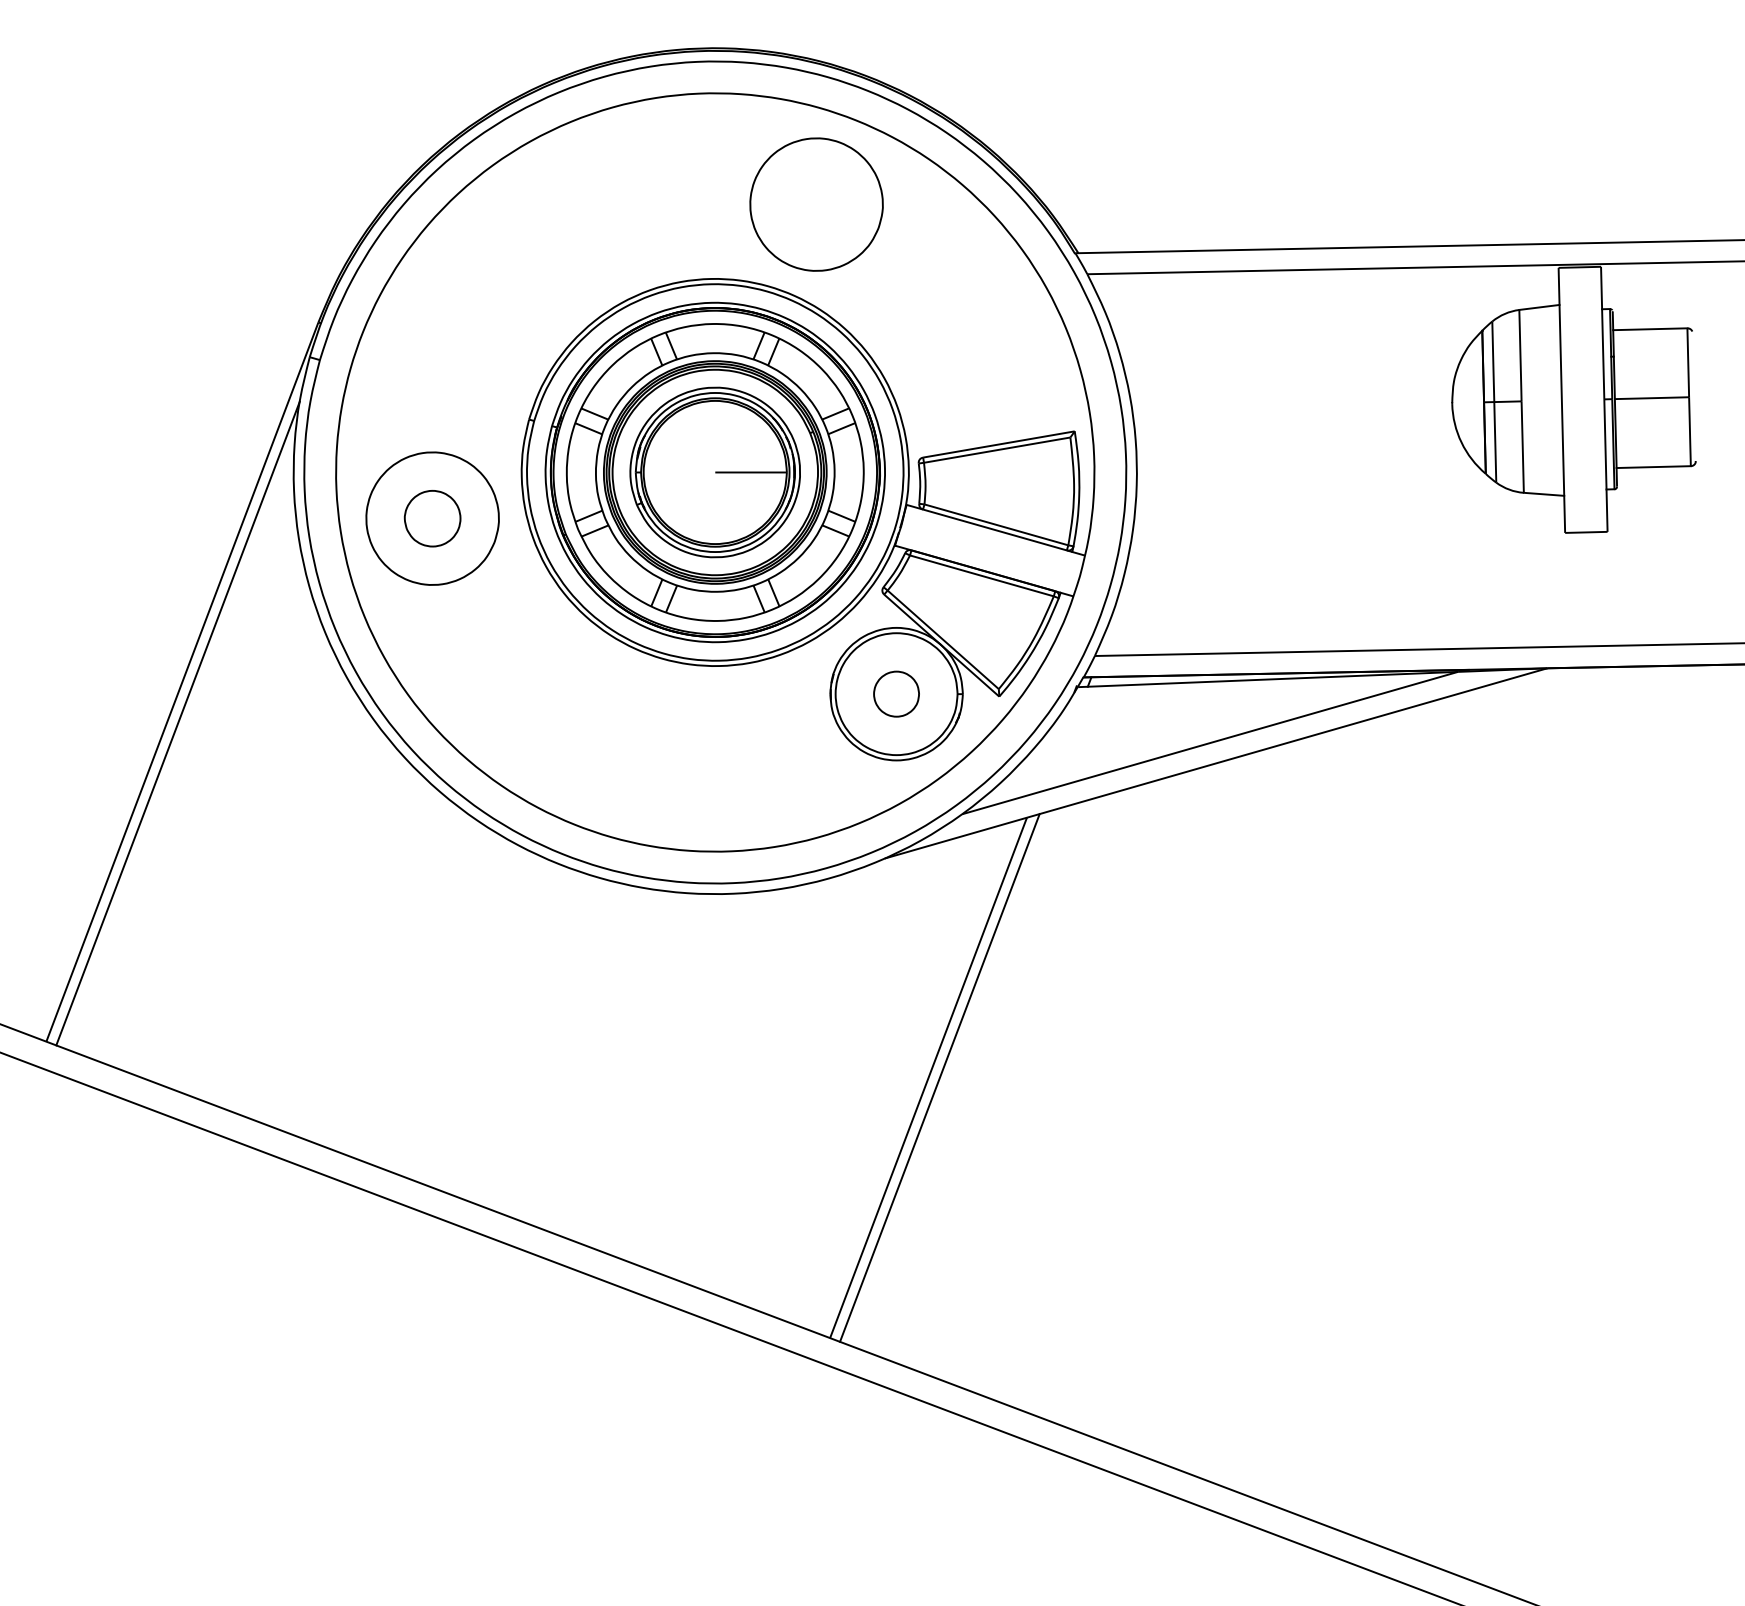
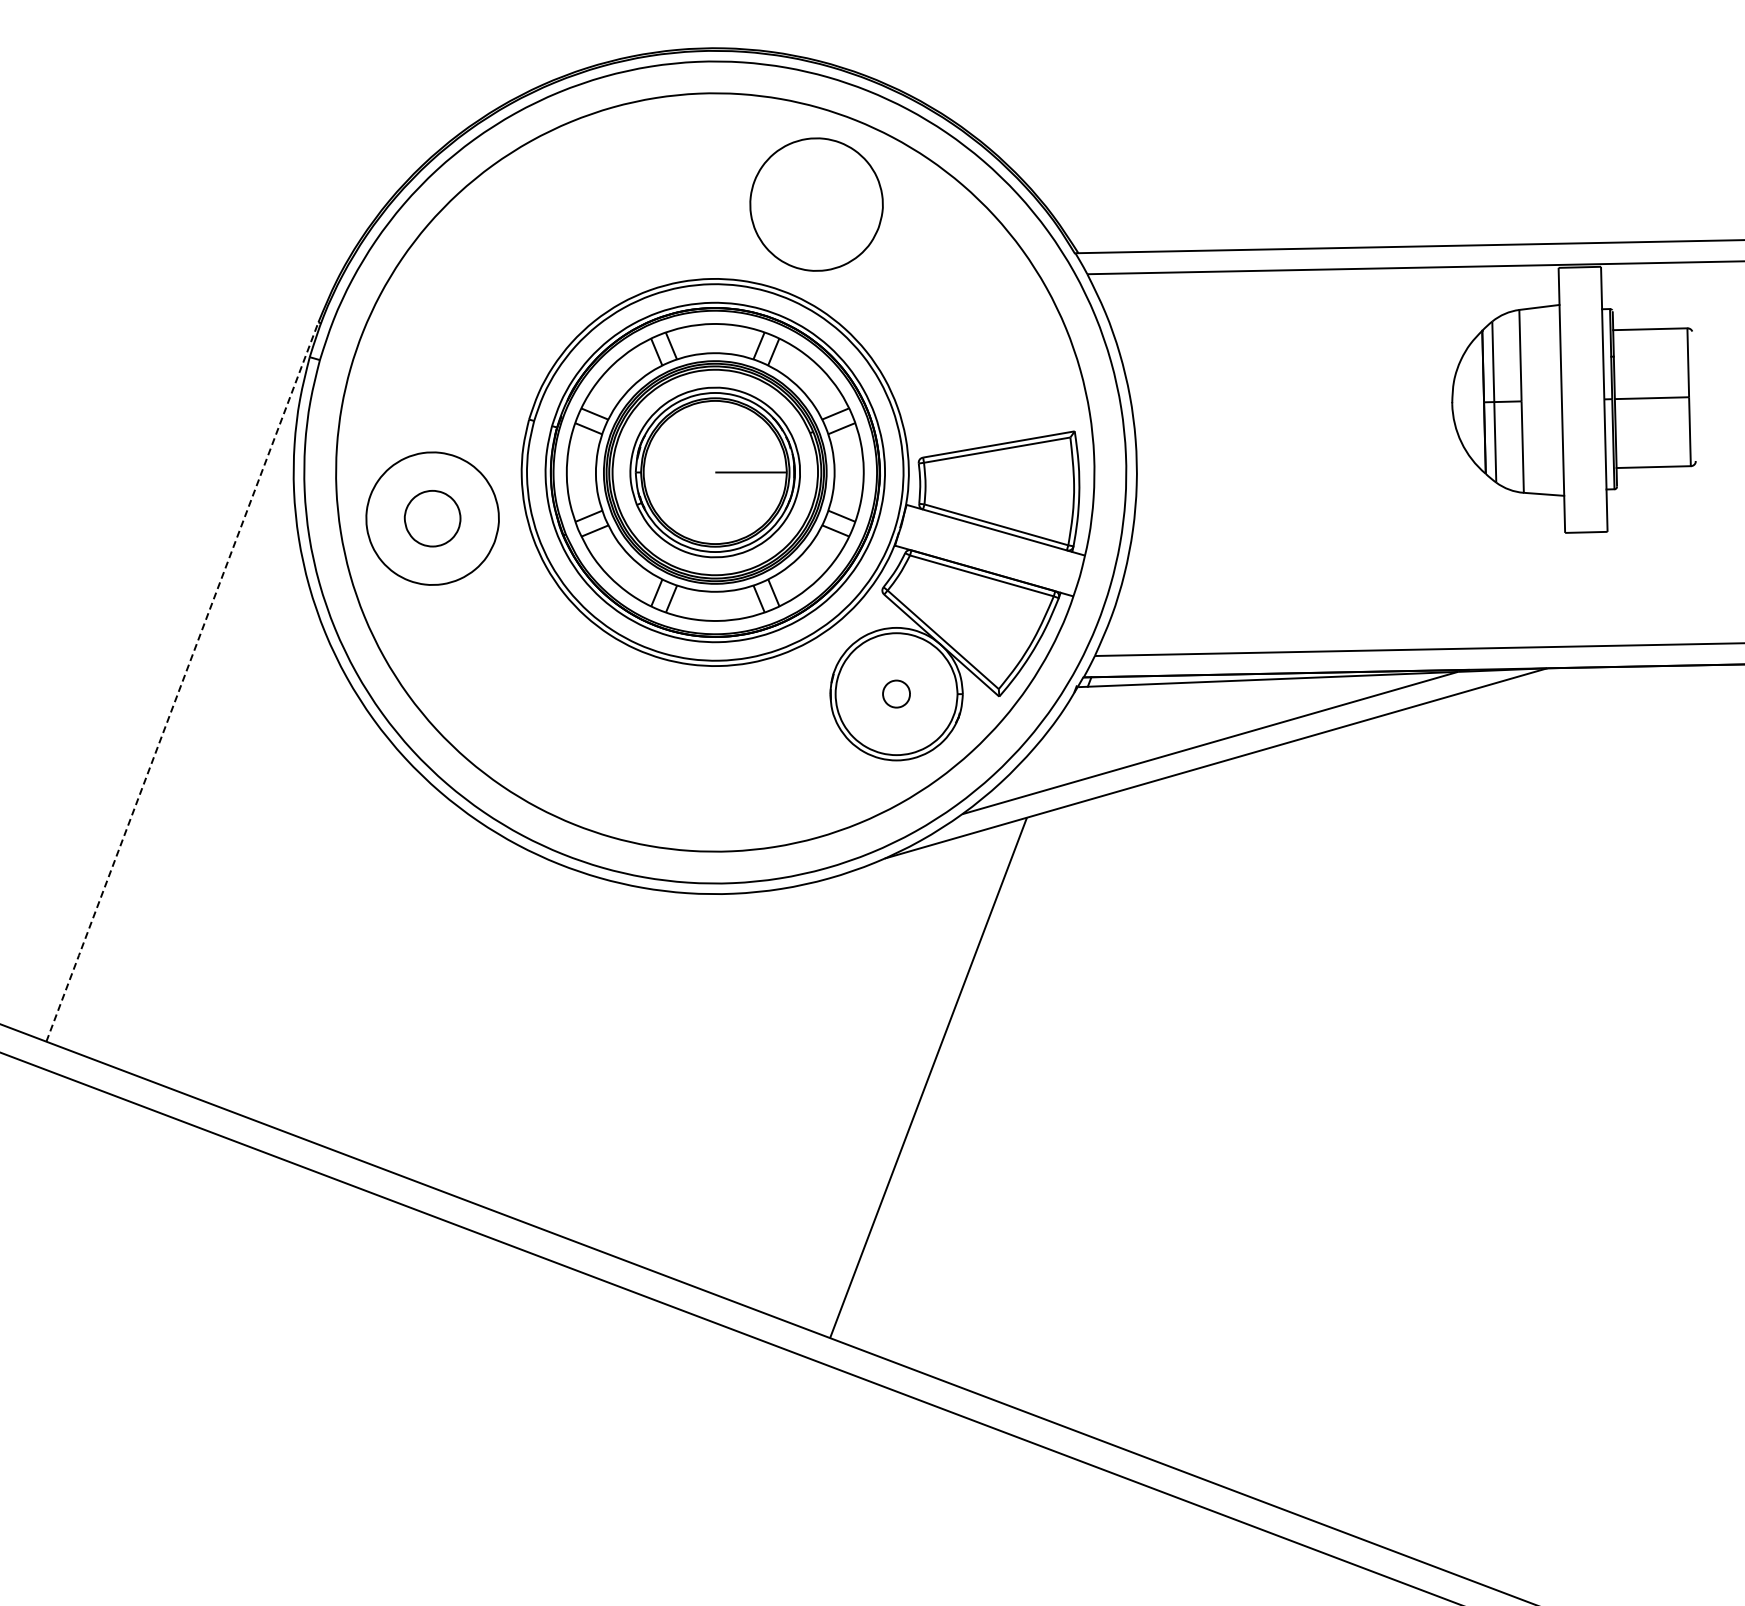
line: solid -> dashed (182, 682)
part size: 47x48 px -> 29x30 px (896, 693)
line: present -> none (177, 723)
line: present -> none (939, 1077)
